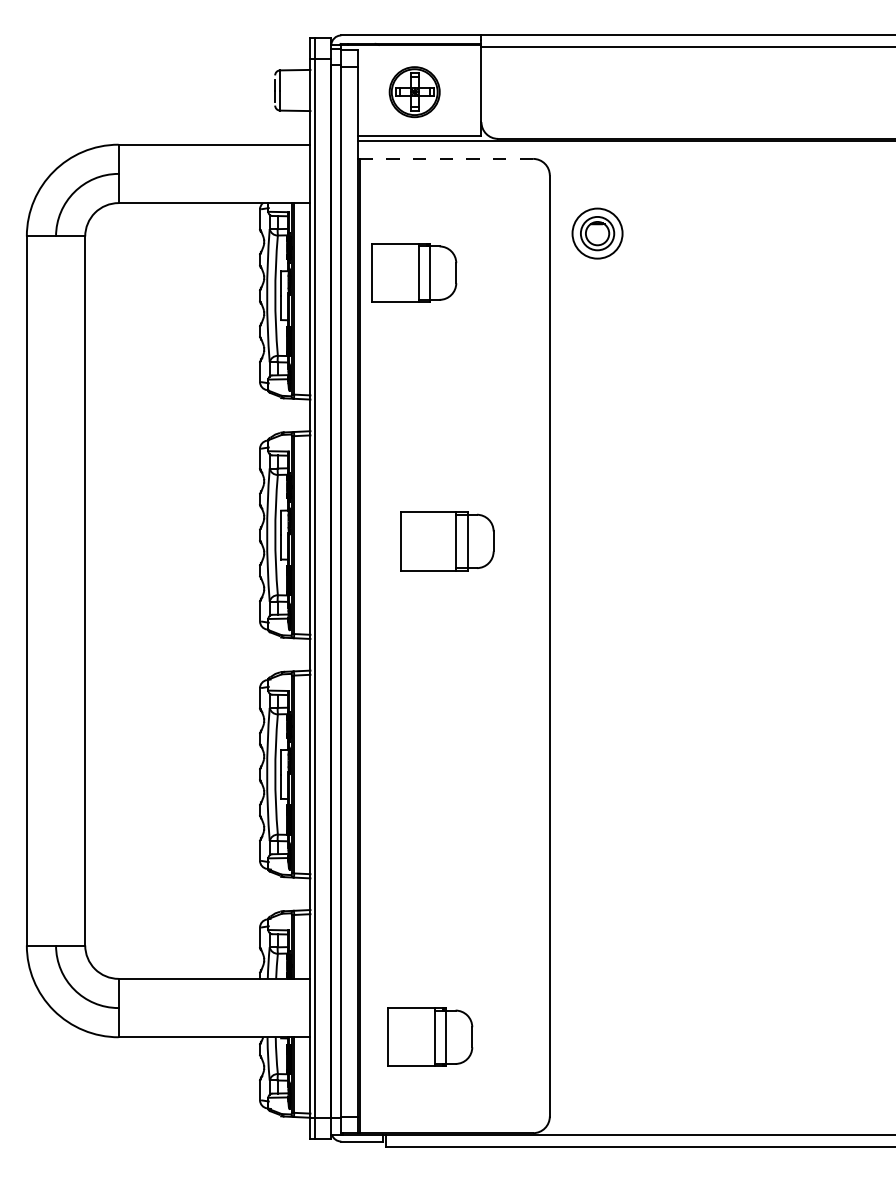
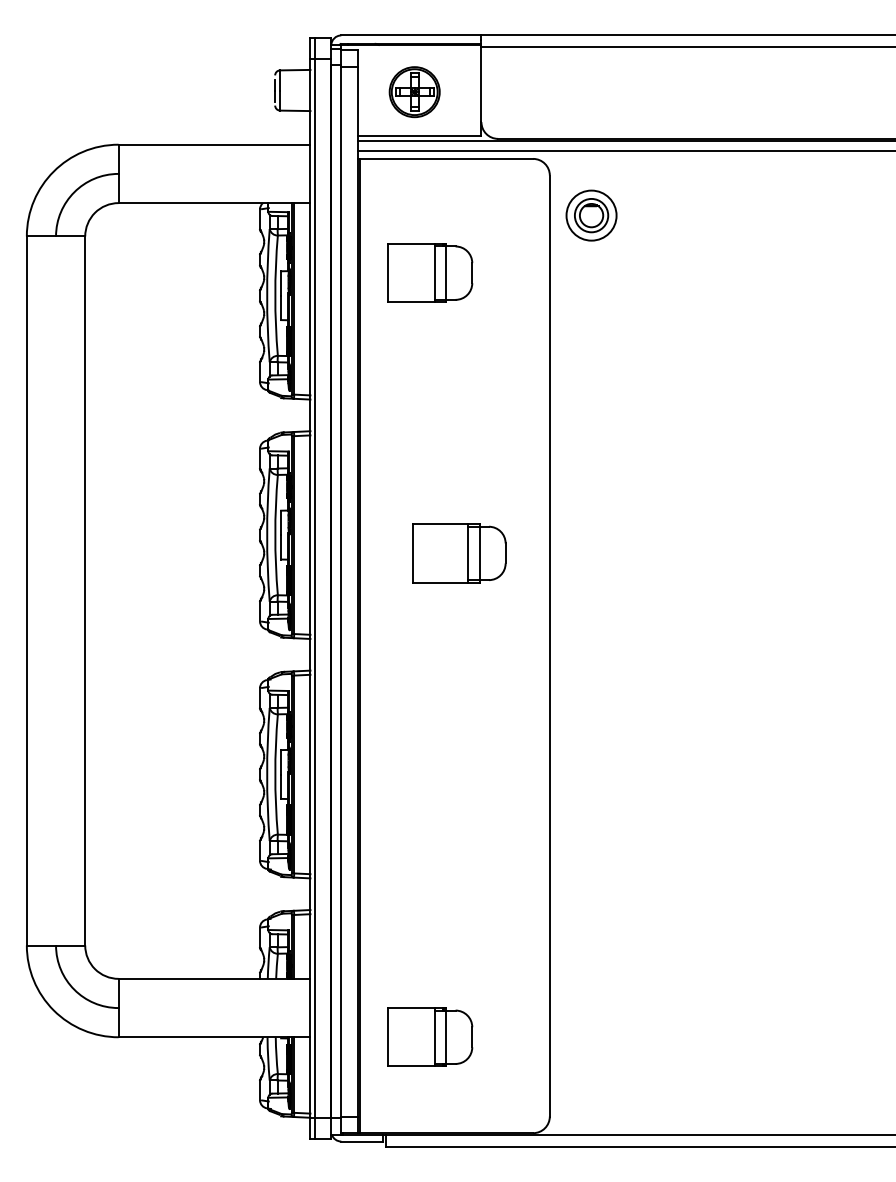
line: none -> present (625, 150)
line: dashed -> solid (446, 158)
part position: (597, 233) -> (591, 215) (591, 215)
part position: (414, 272) -> (430, 272) (430, 272)
part position: (447, 541) -> (459, 553) (459, 553)
